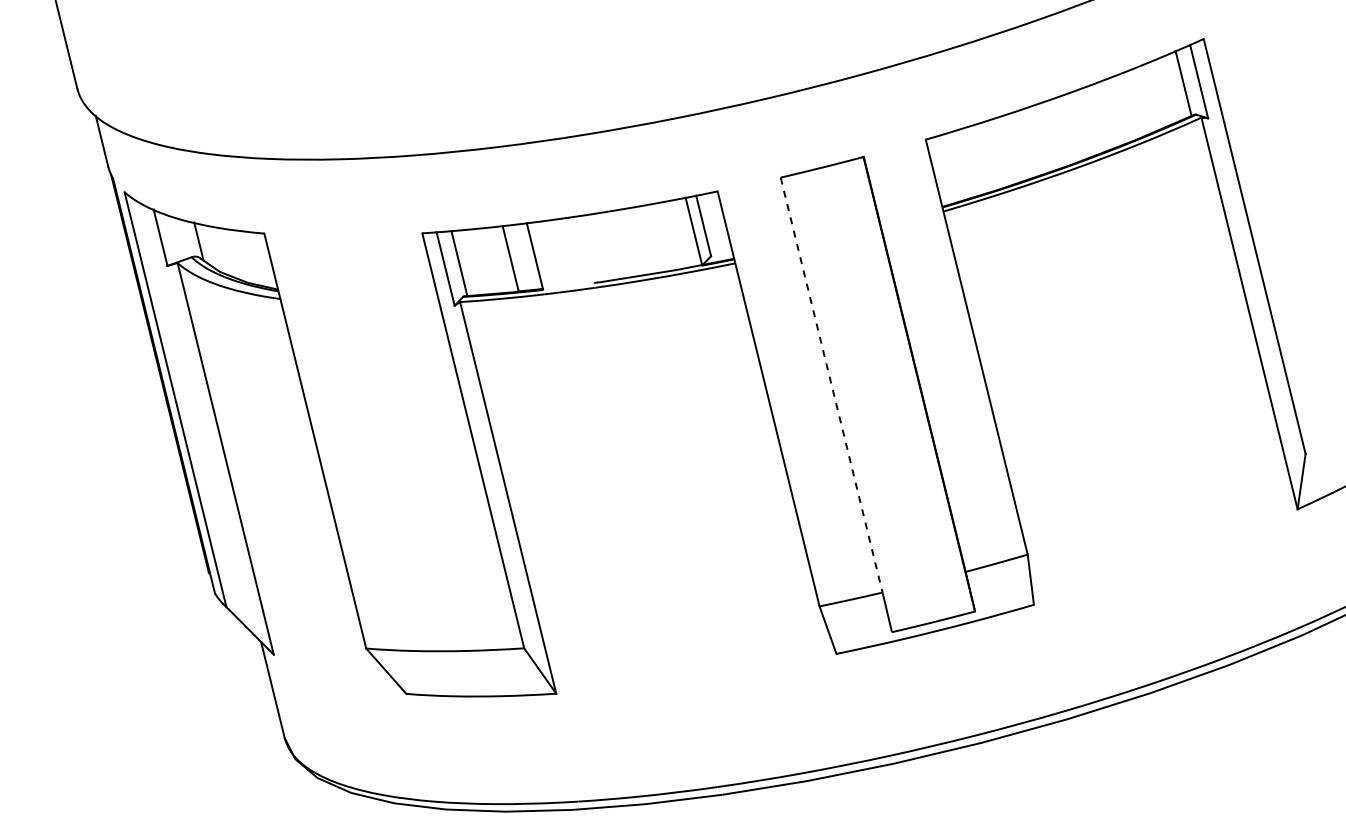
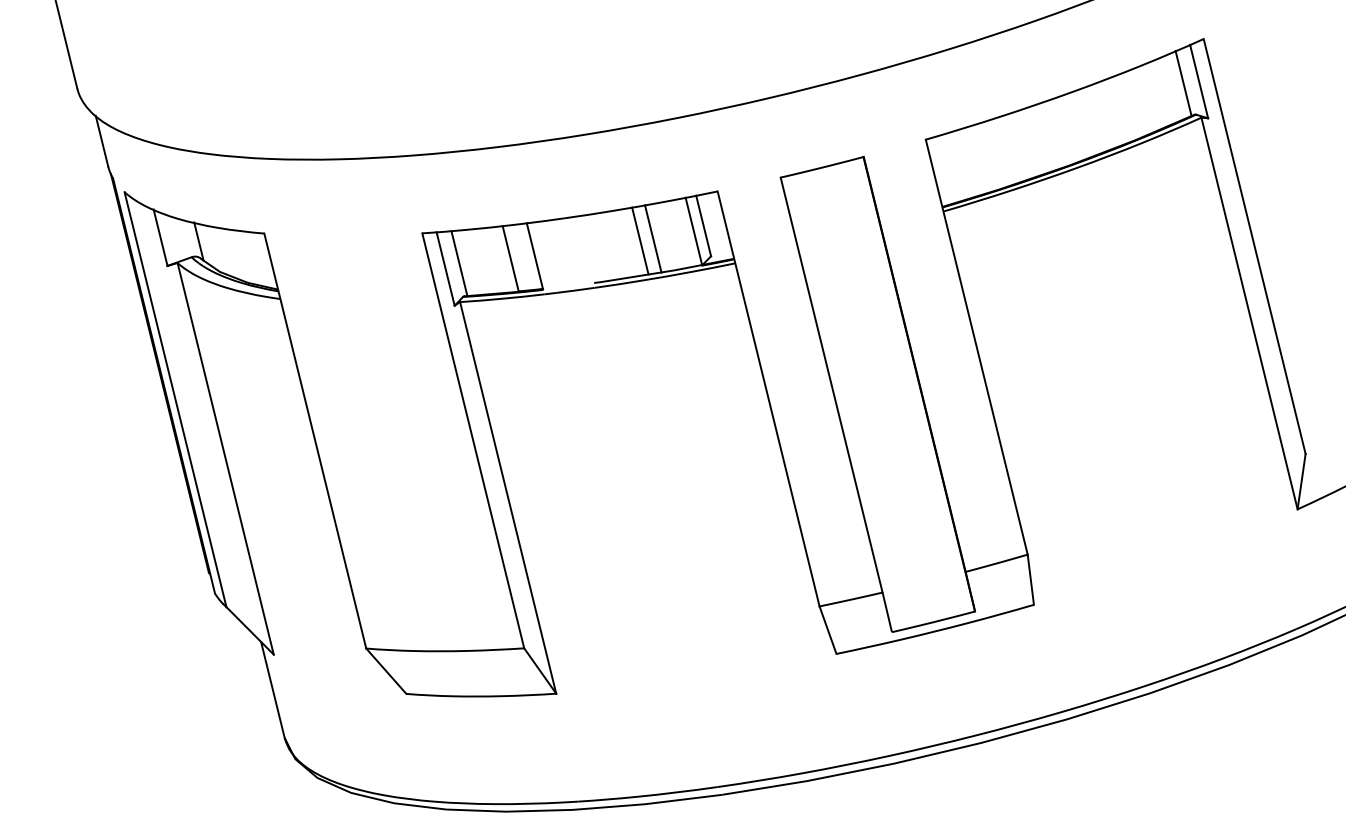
line: none -> present (653, 238)
line: none -> present (640, 240)
line: dashed -> solid (831, 385)
